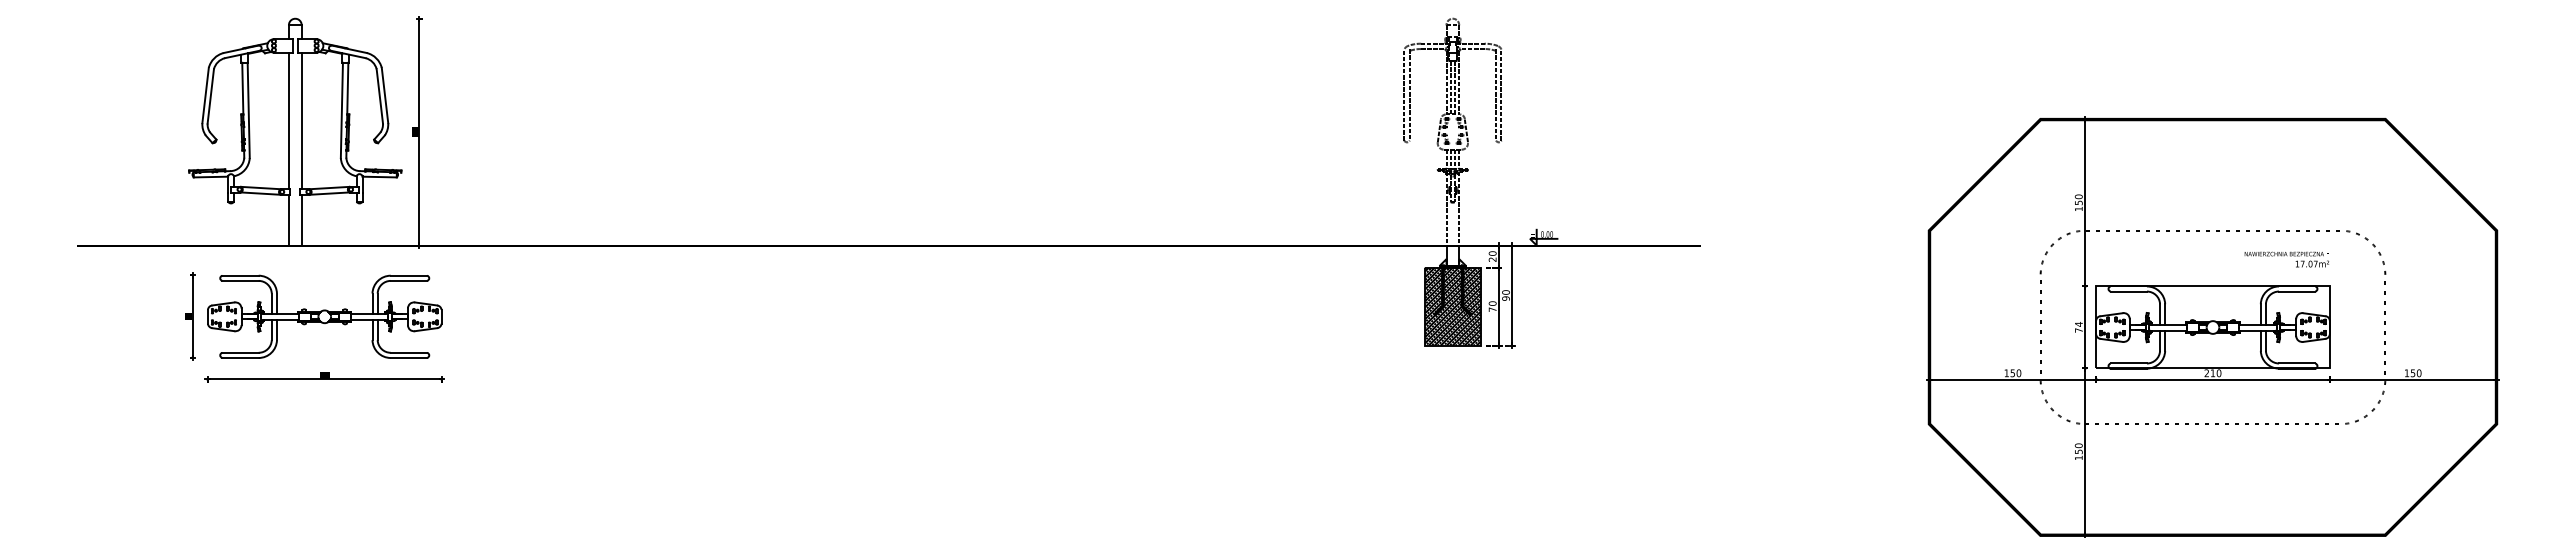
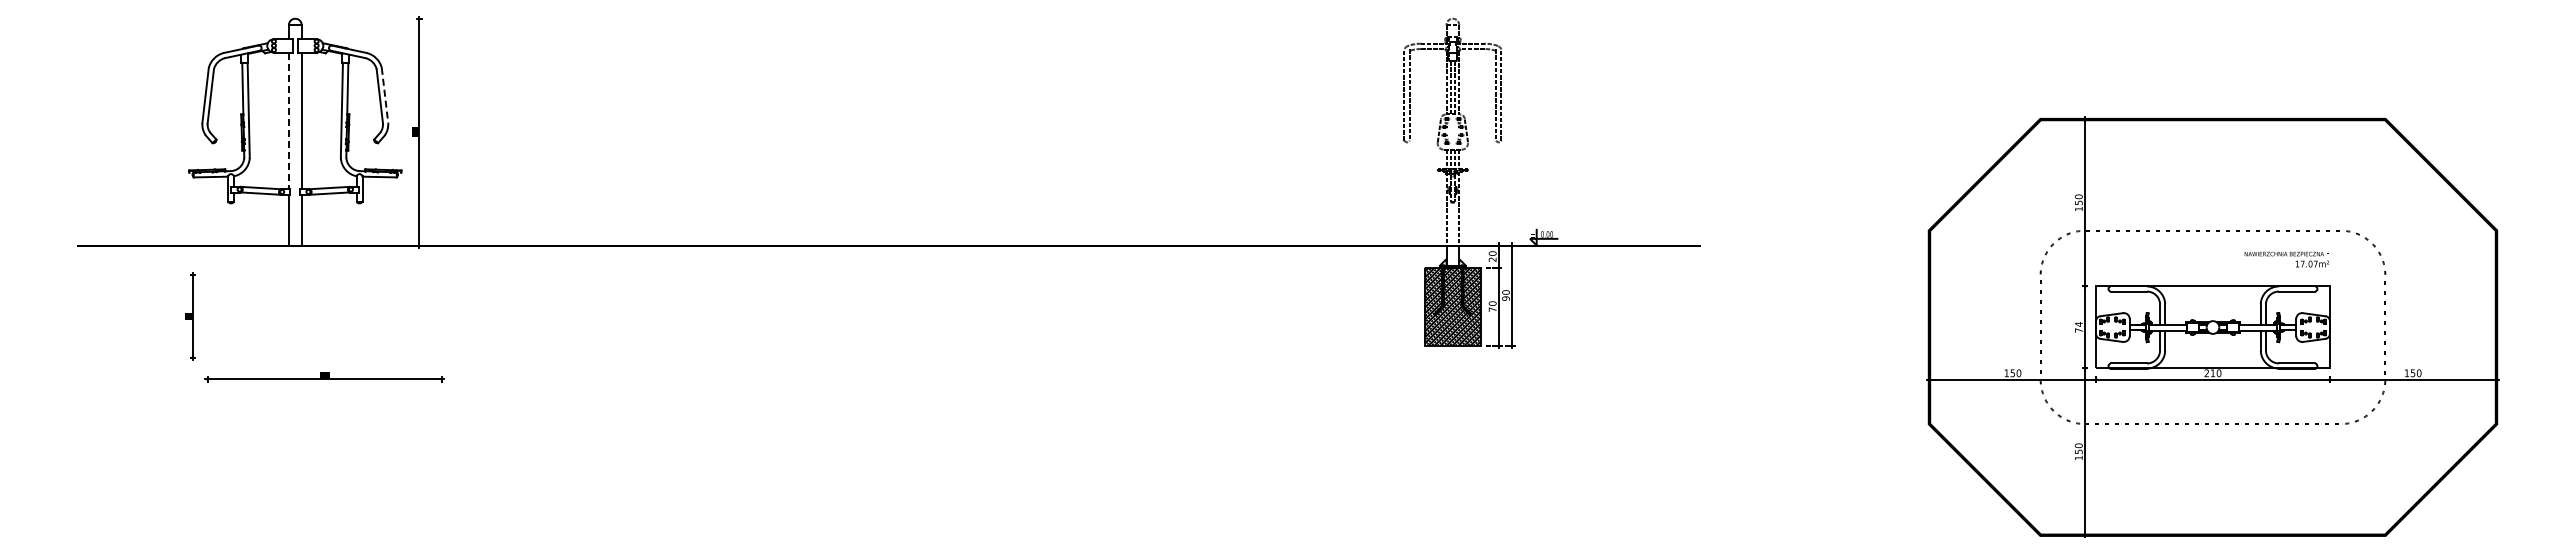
line: solid -> dashed (385, 95)
line: solid -> dashed (289, 121)
part: present -> none (324, 316)
